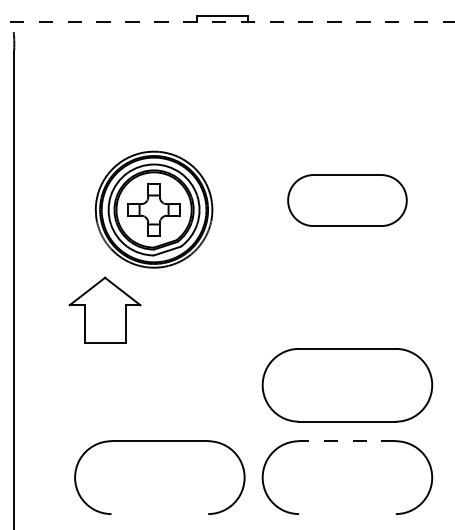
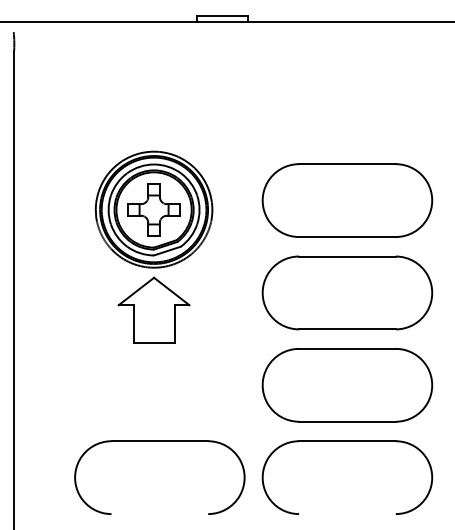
line: dashed -> solid (227, 21)
part size: 121x53 px -> 173x75 px (347, 200)
part: none -> present (347, 292)
part position: (104, 309) -> (153, 309) (153, 309)
line: dashed -> solid (346, 441)
